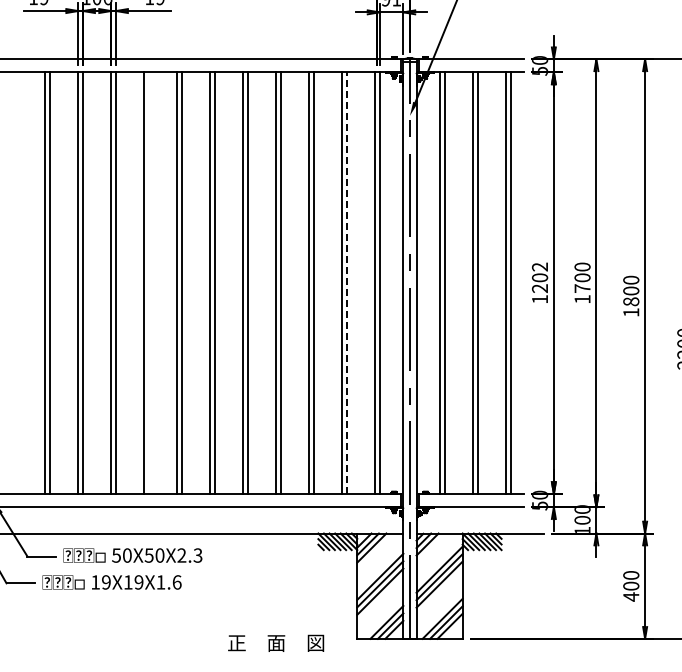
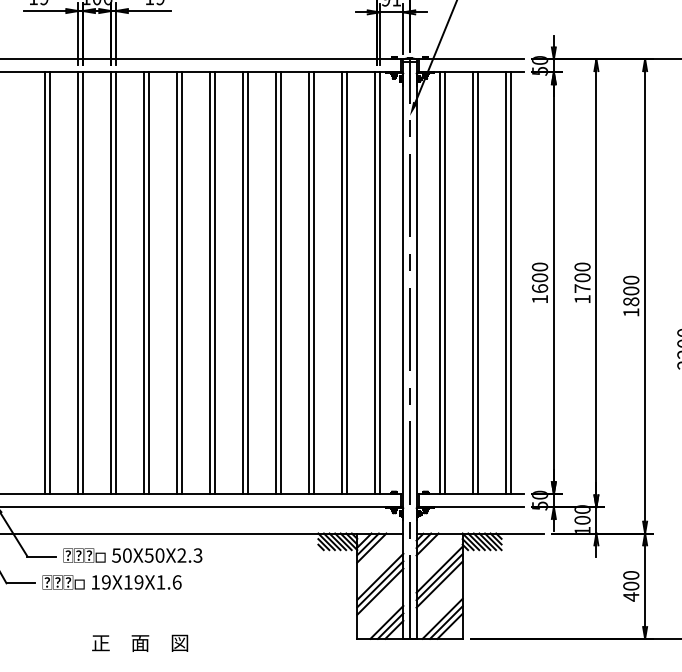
text: 1202 -> 1600 (539, 277)
line: none -> present (149, 282)
line: dashed -> solid (346, 283)
text position: (276, 642) -> (140, 642) (140, 642)
